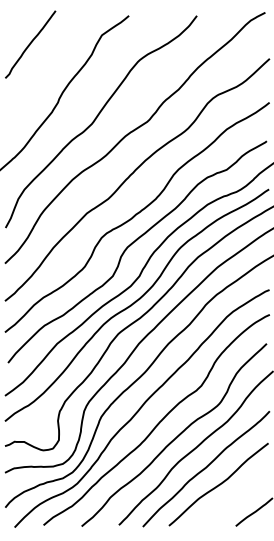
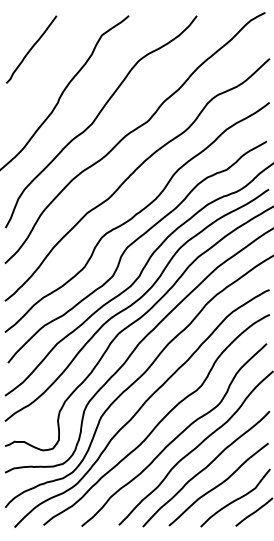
curve position: (30, 44) -> (31, 49) (31, 49)
curve: none -> present (236, 498)
